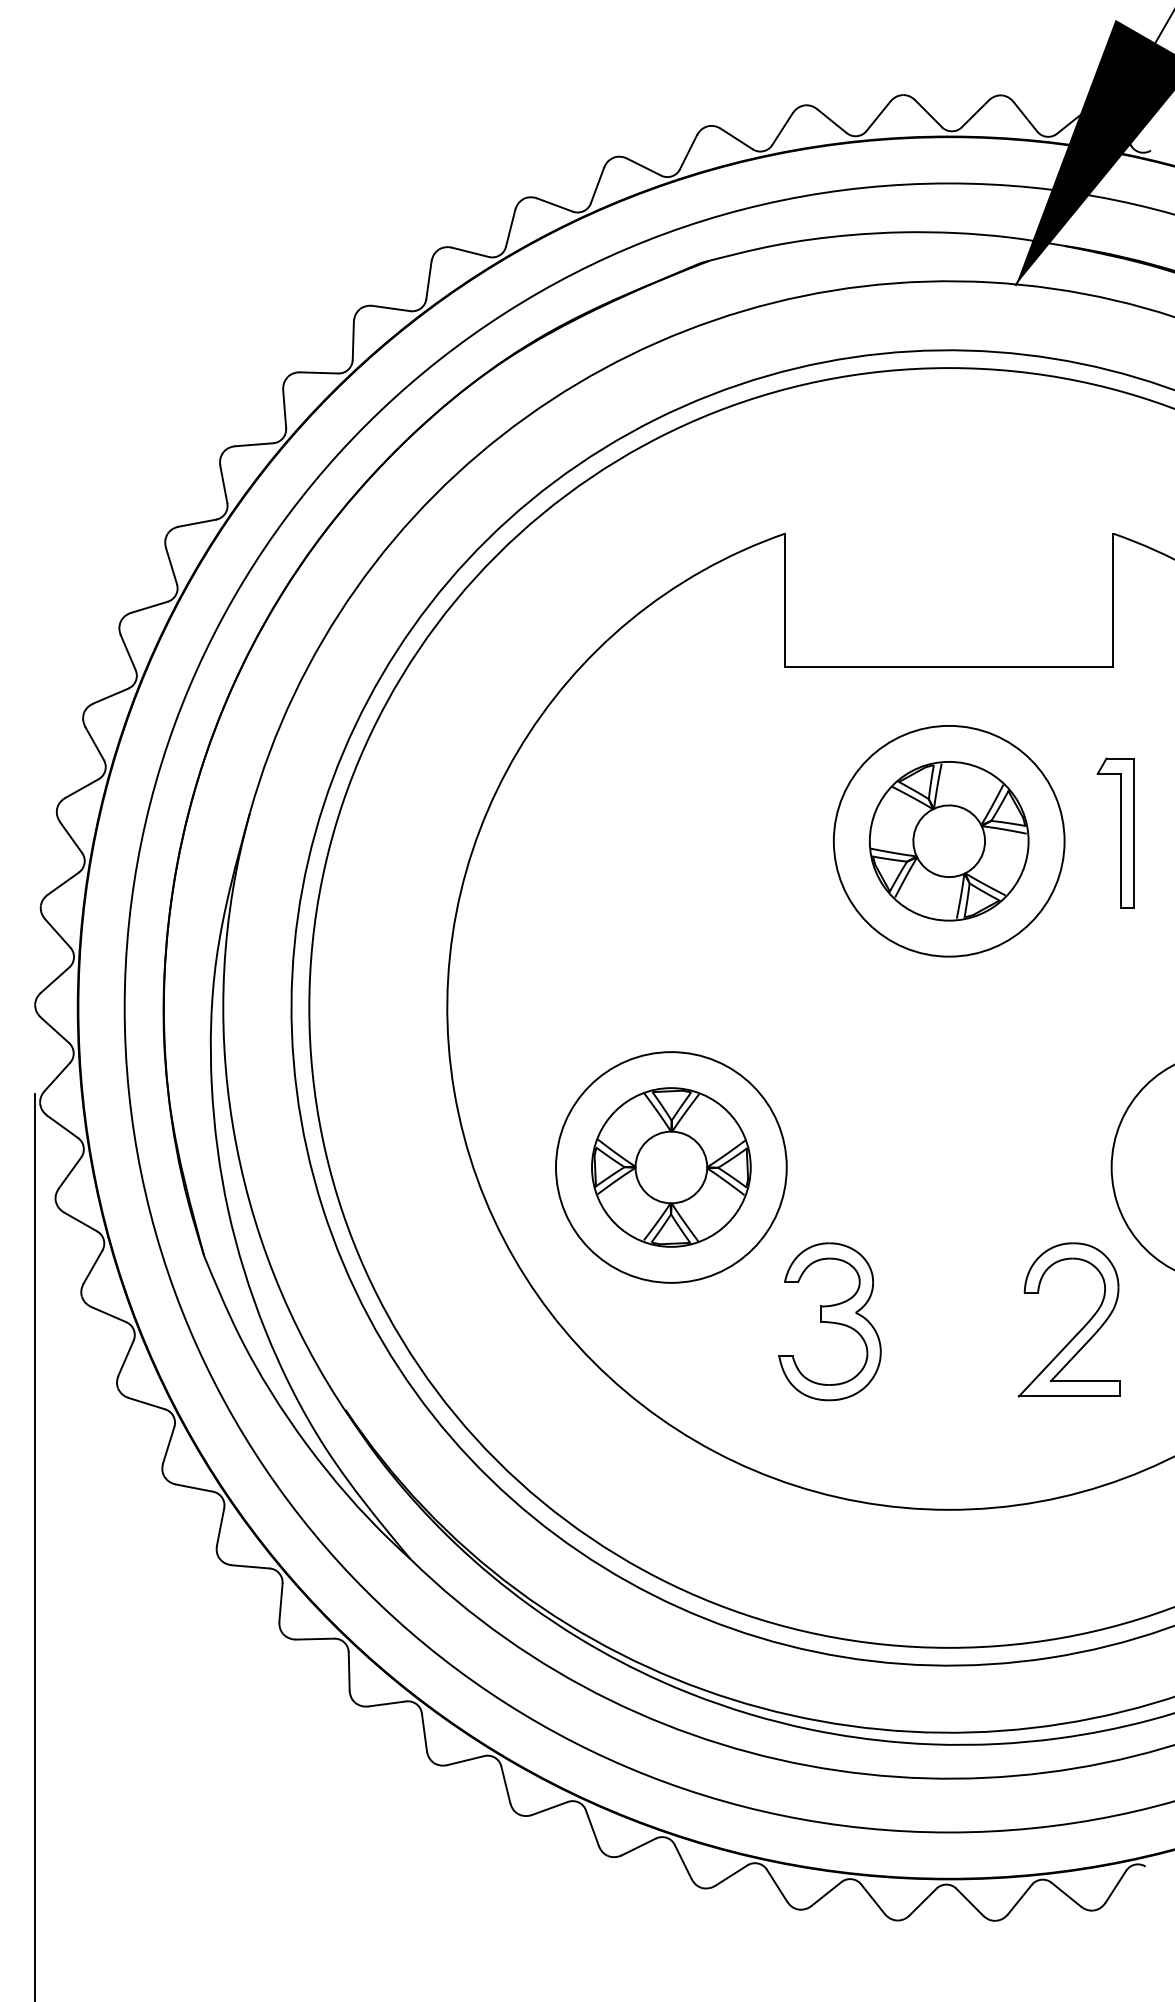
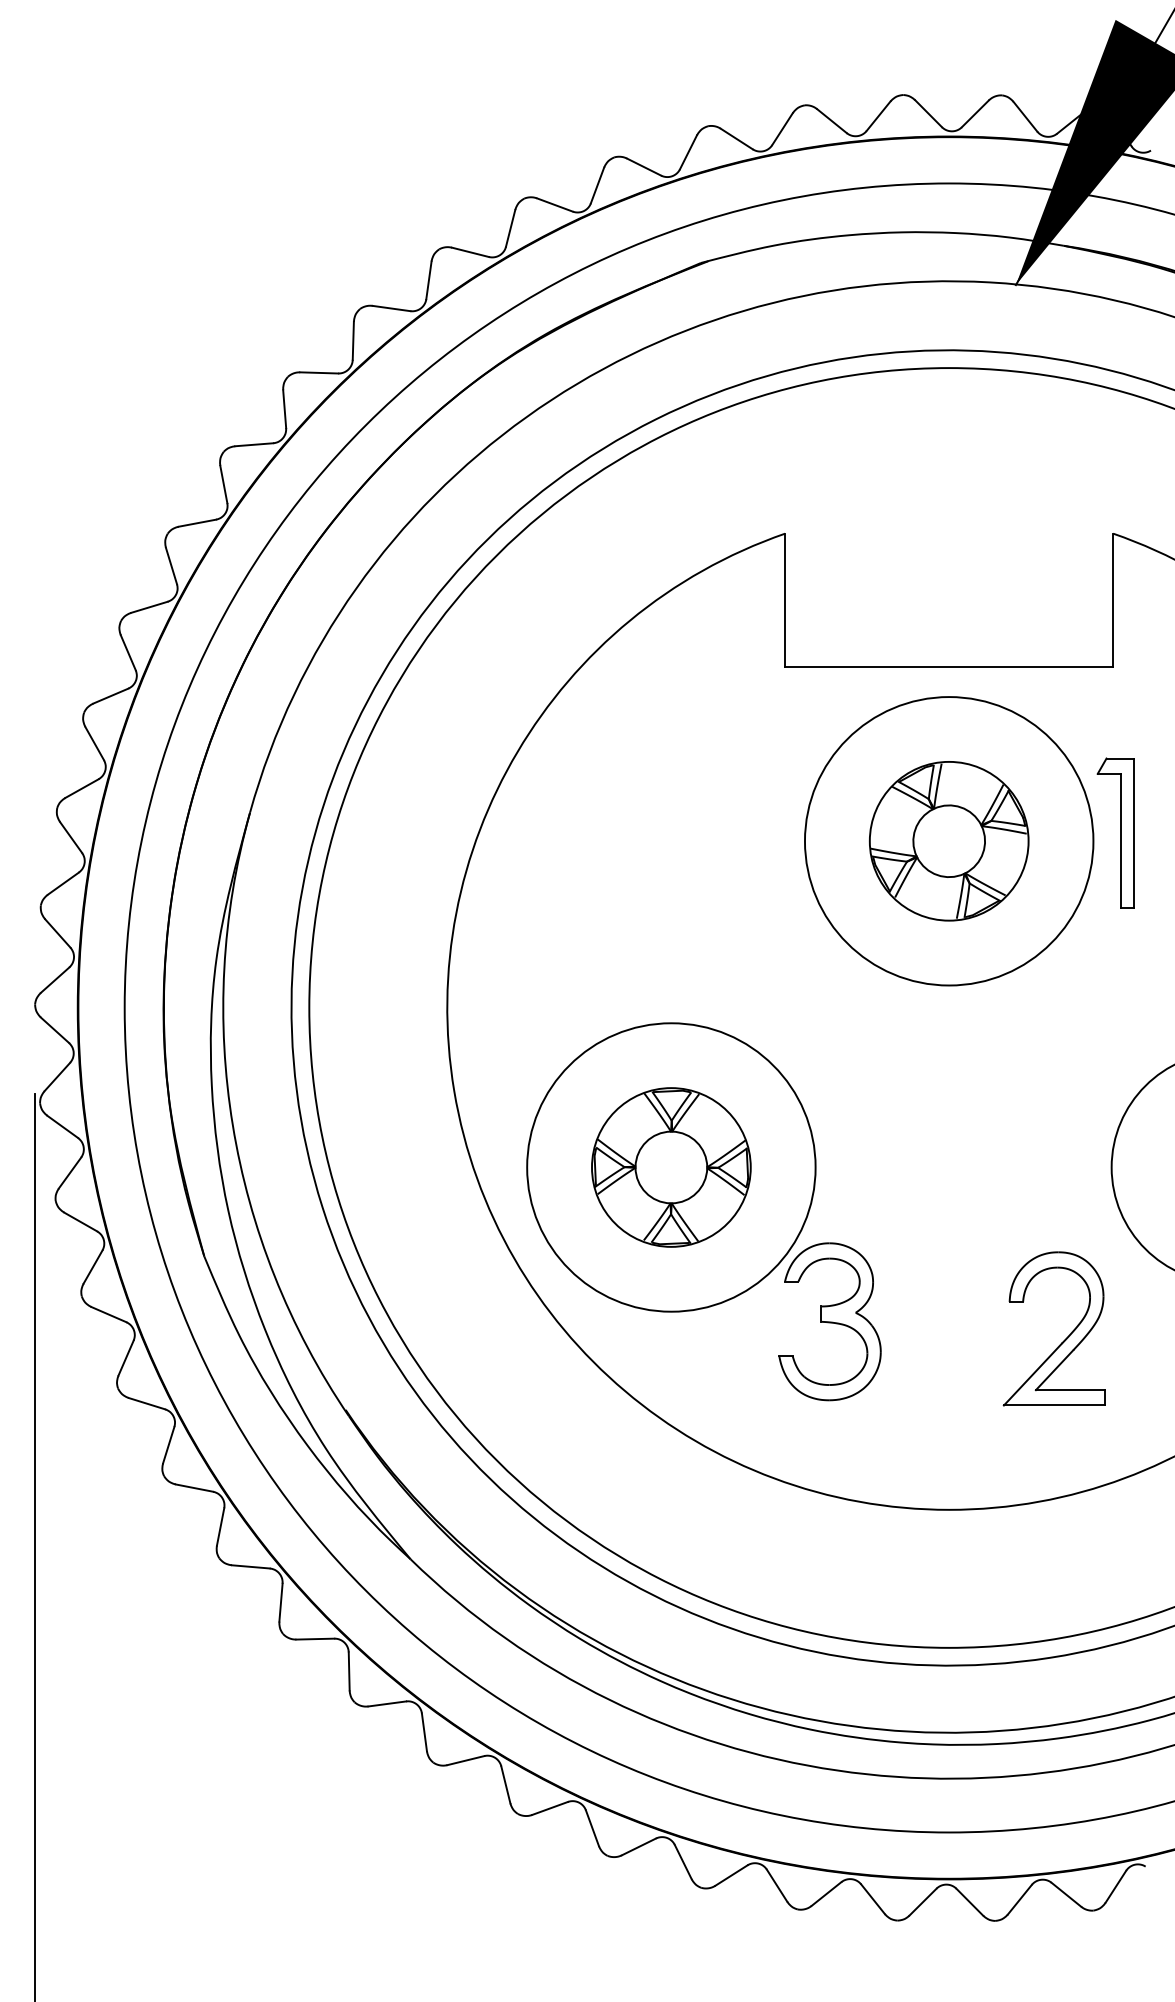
circle diameter: 231 px -> 288 px (948, 841)
circle diameter: 231 px -> 288 px (671, 1167)
part position: (1079, 1330) -> (1064, 1339) (1064, 1339)
